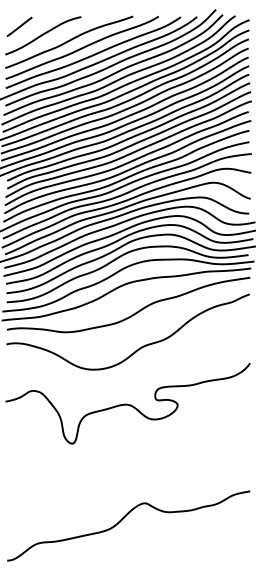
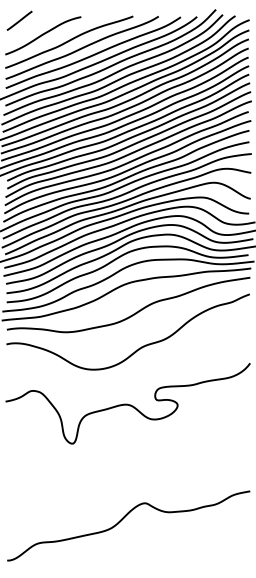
line position: (19, 26) -> (19, 20) (19, 20)
